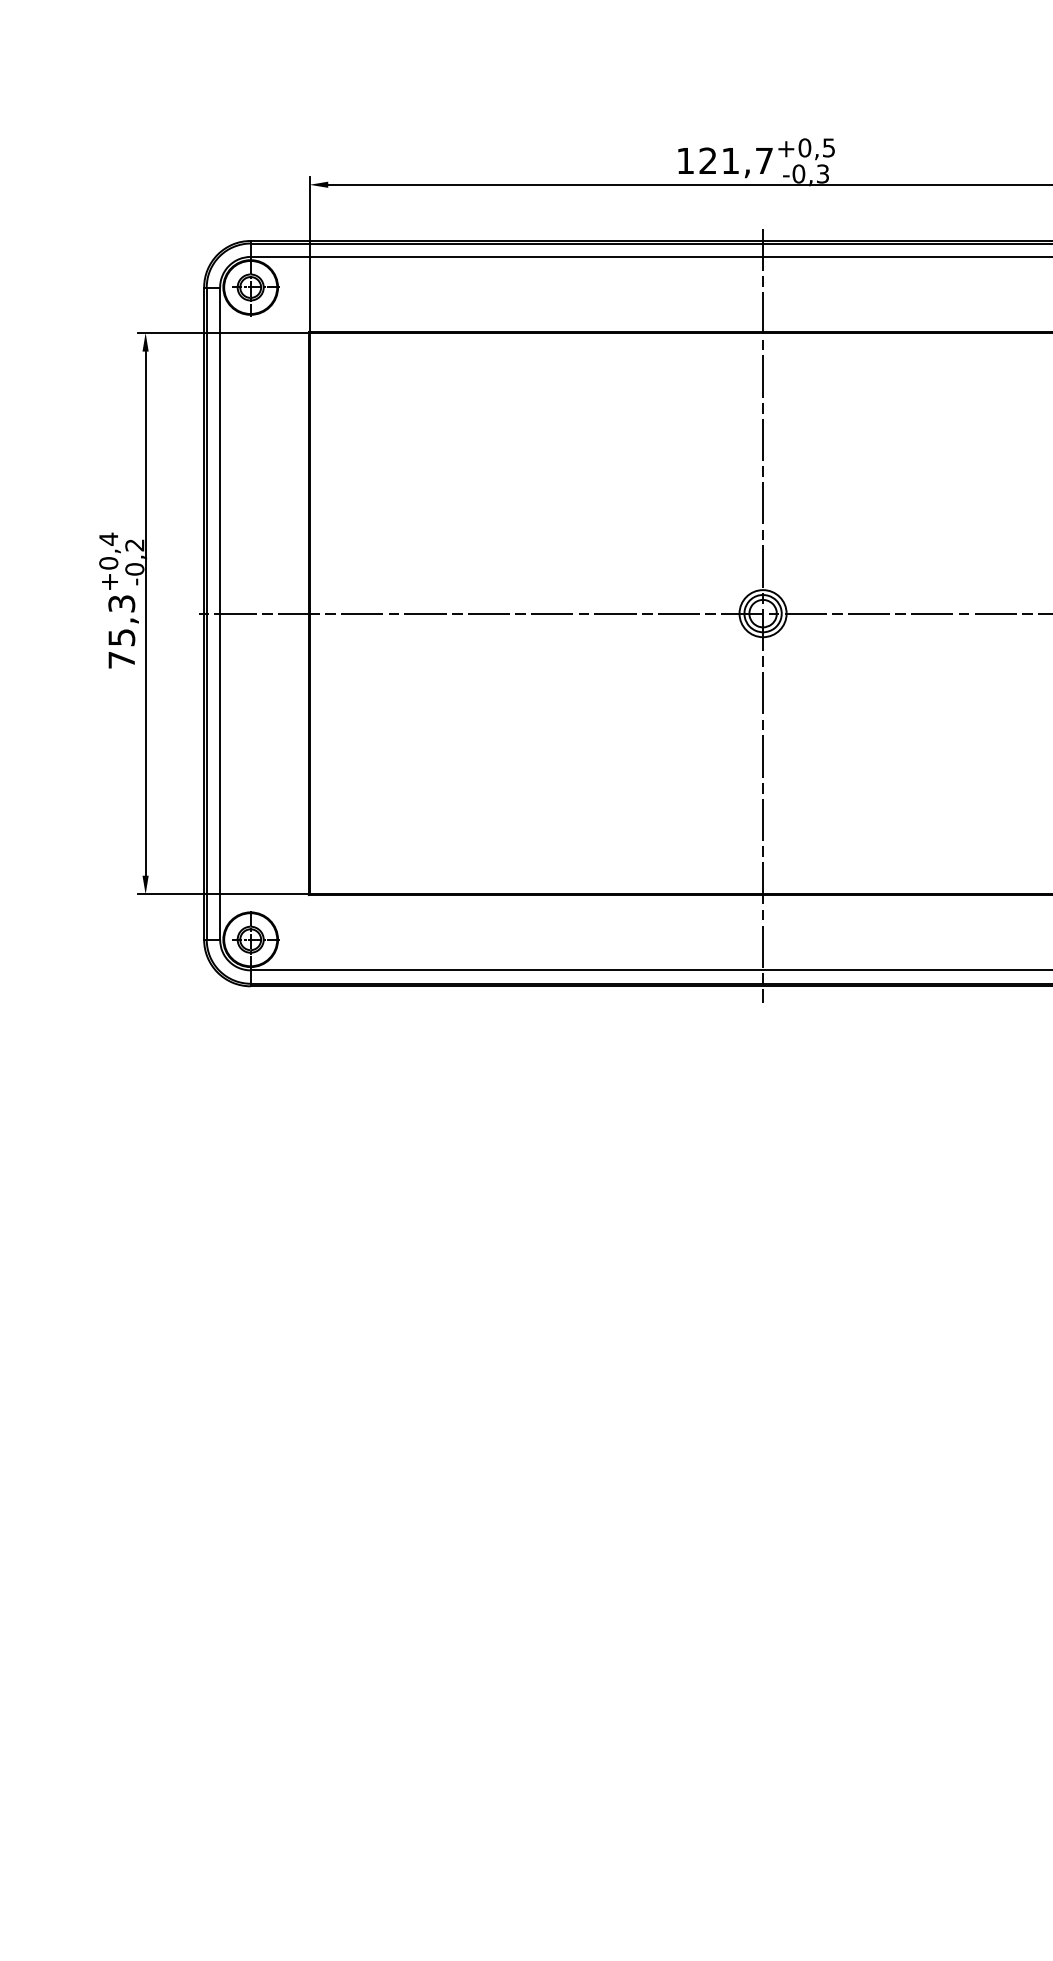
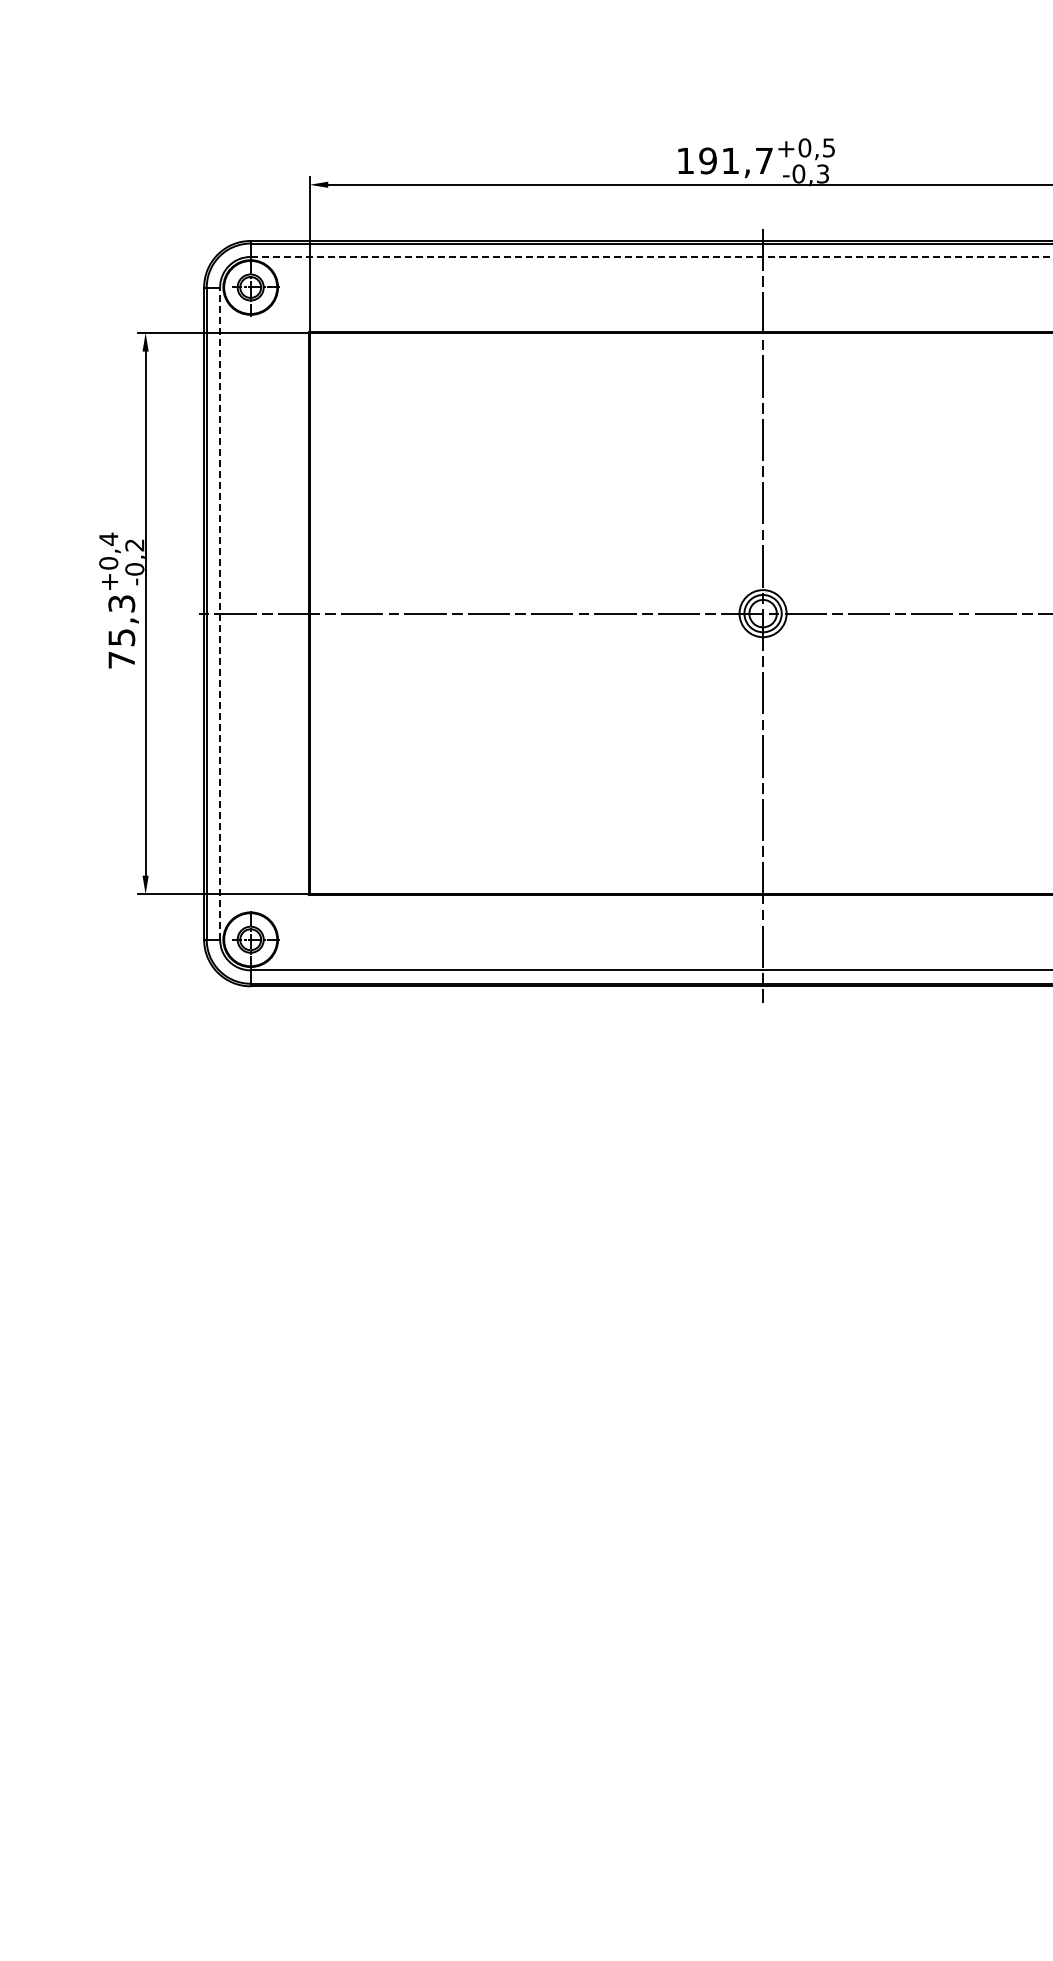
text: 121,7 -> 191,7 (707, 160)
line: solid -> dashed (651, 256)
line: solid -> dashed (220, 613)
